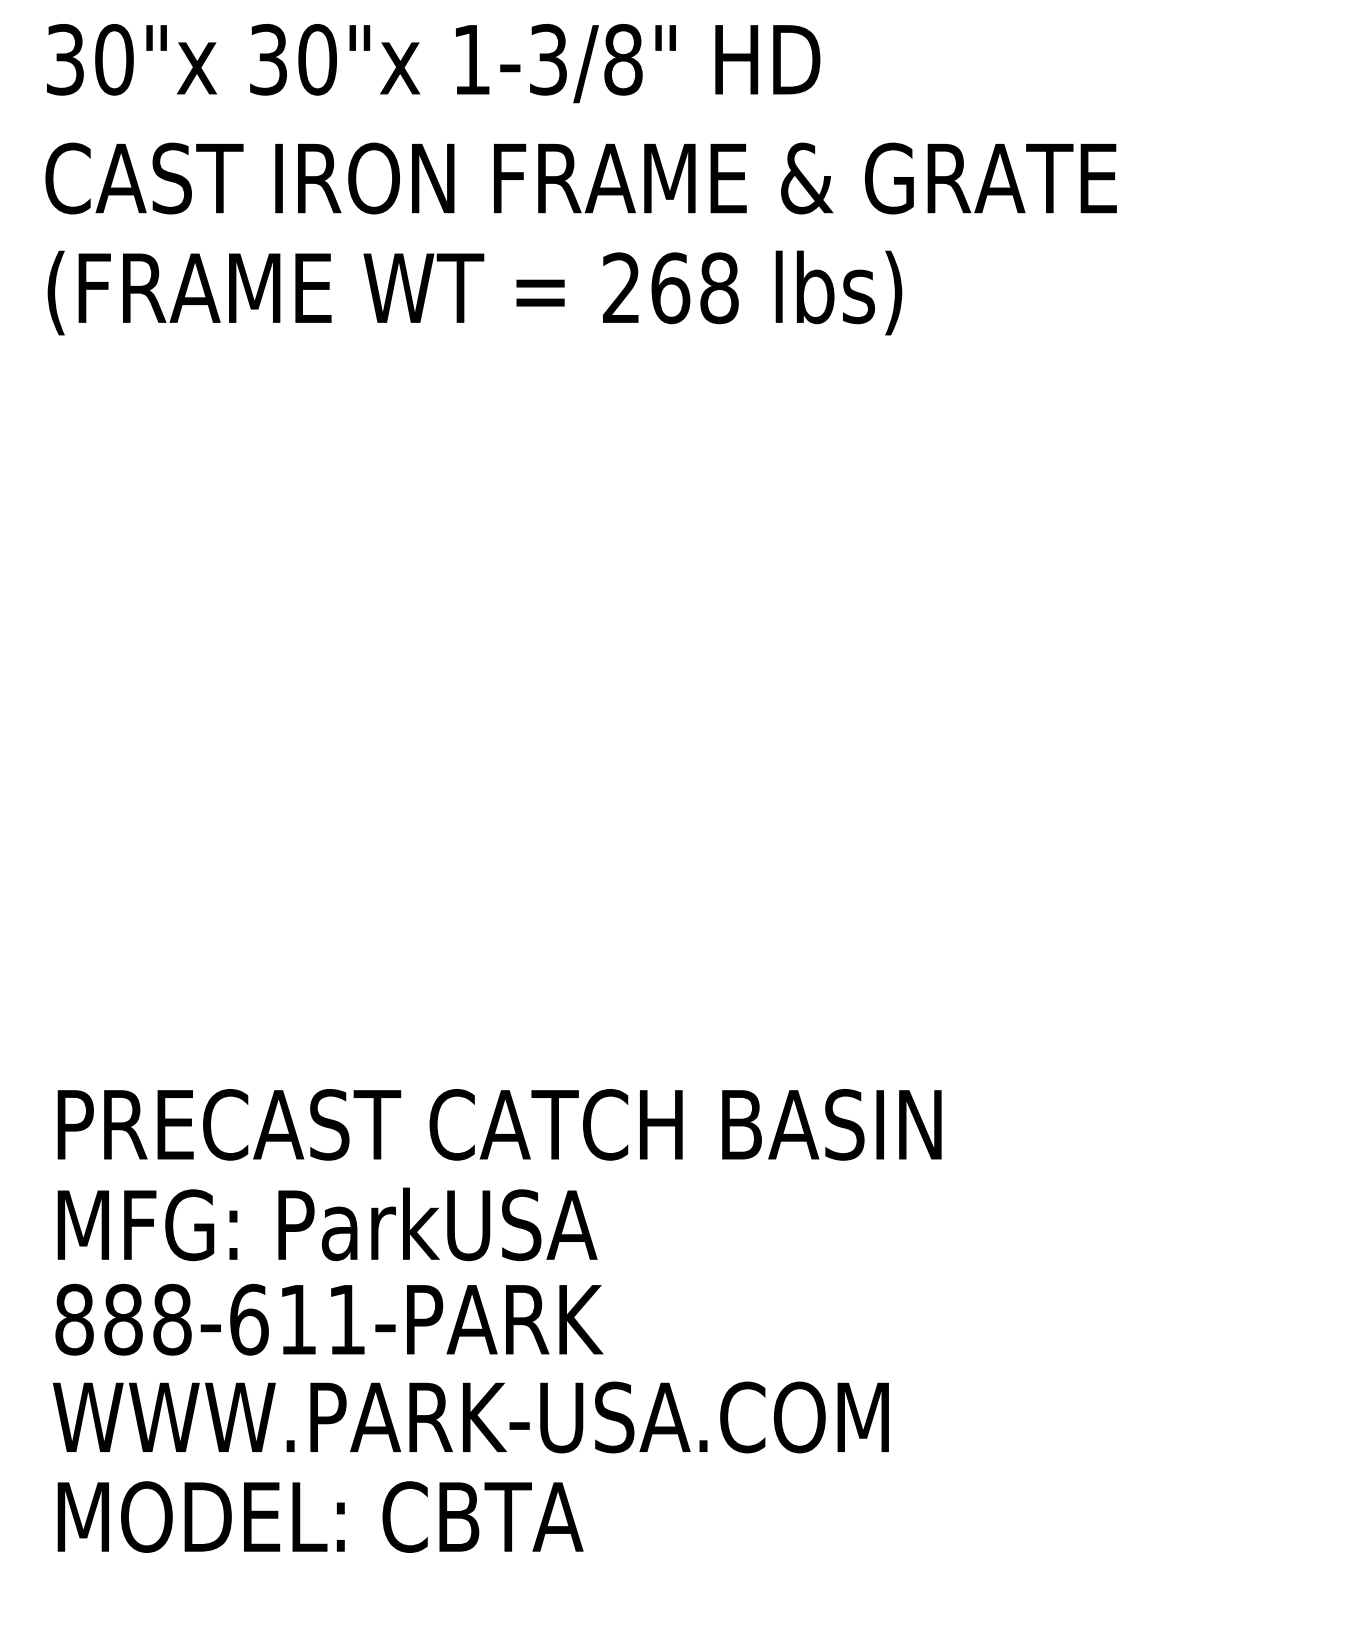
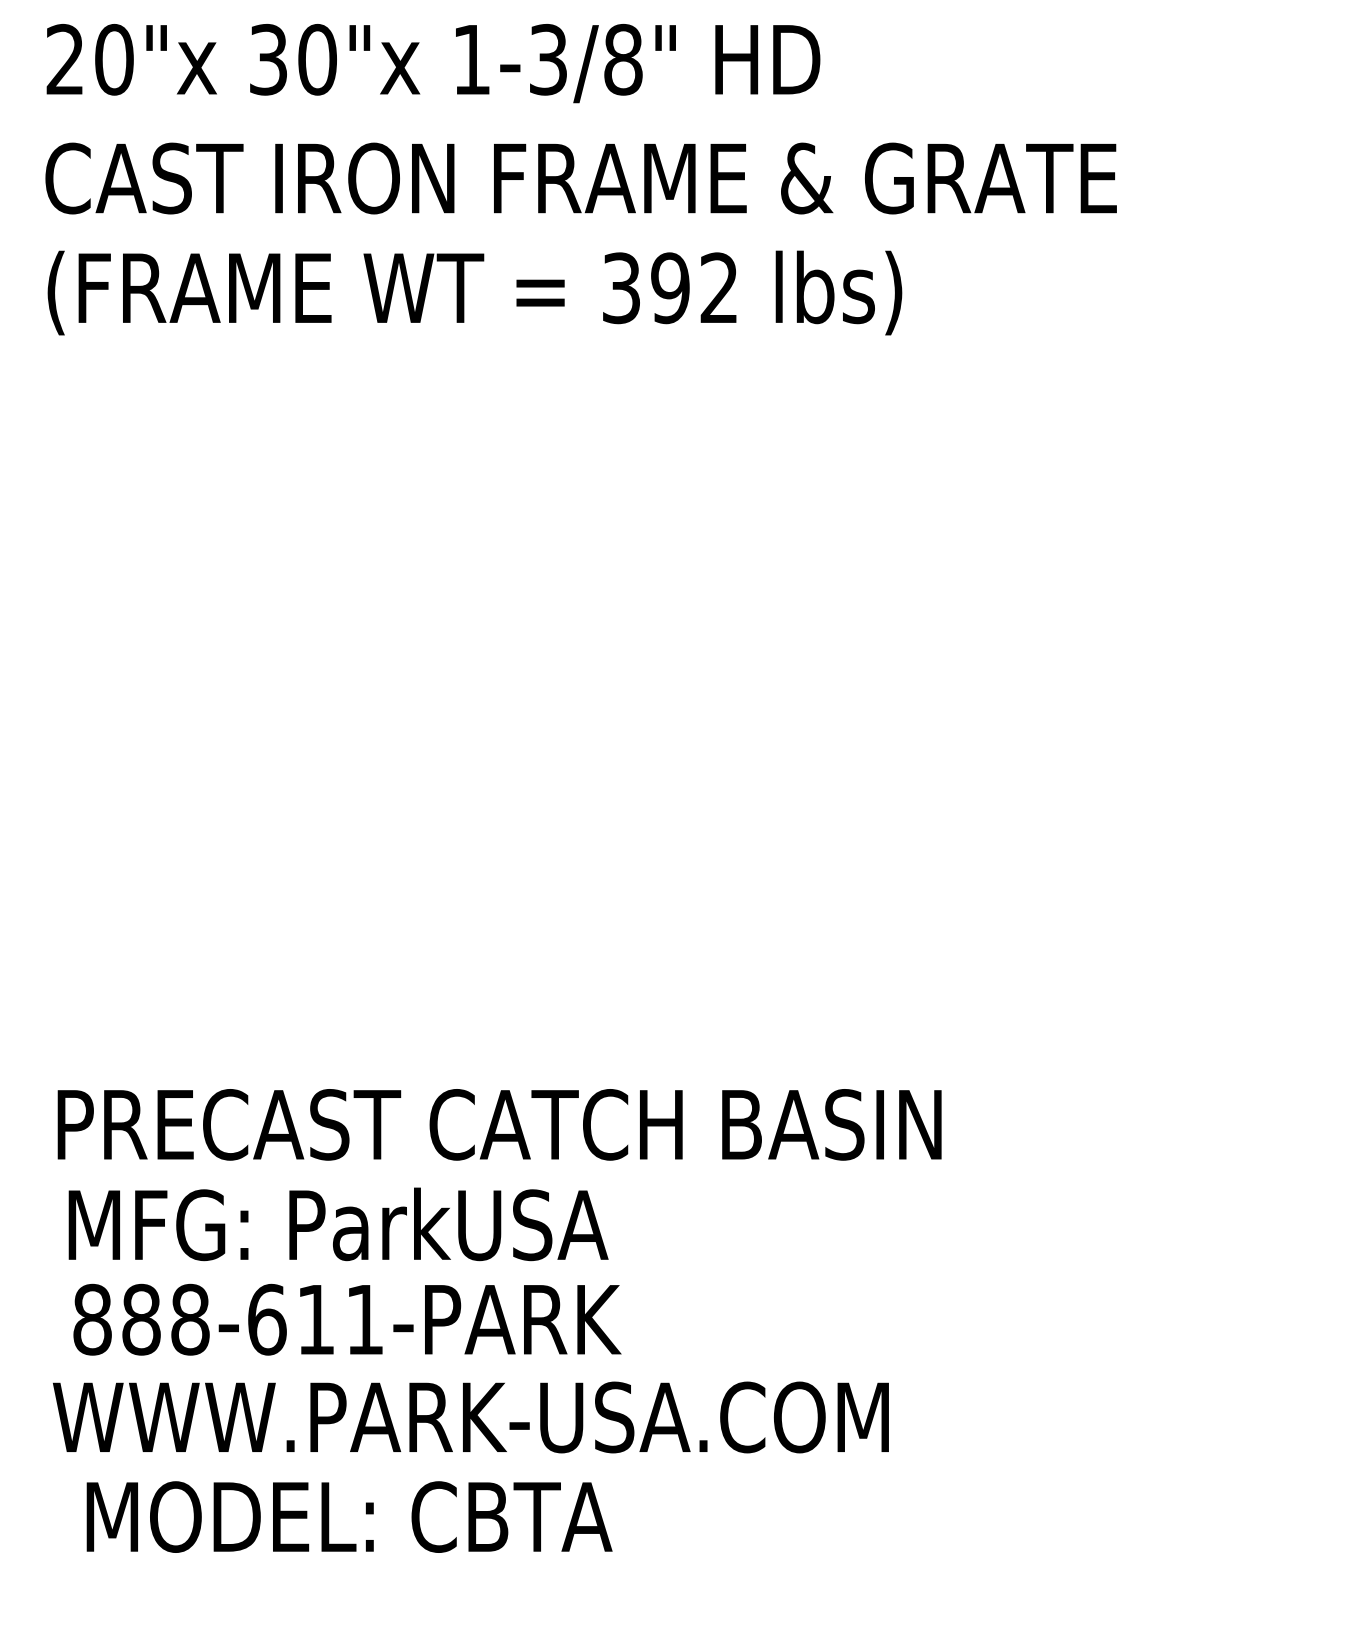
text: 30"x -> 20"x (64, 59)
text: 268 -> 392 (670, 288)
text position: (327, 1224) -> (338, 1224) (338, 1224)
text position: (329, 1319) -> (347, 1319) (347, 1319)
text position: (320, 1516) -> (349, 1516) (349, 1516)
